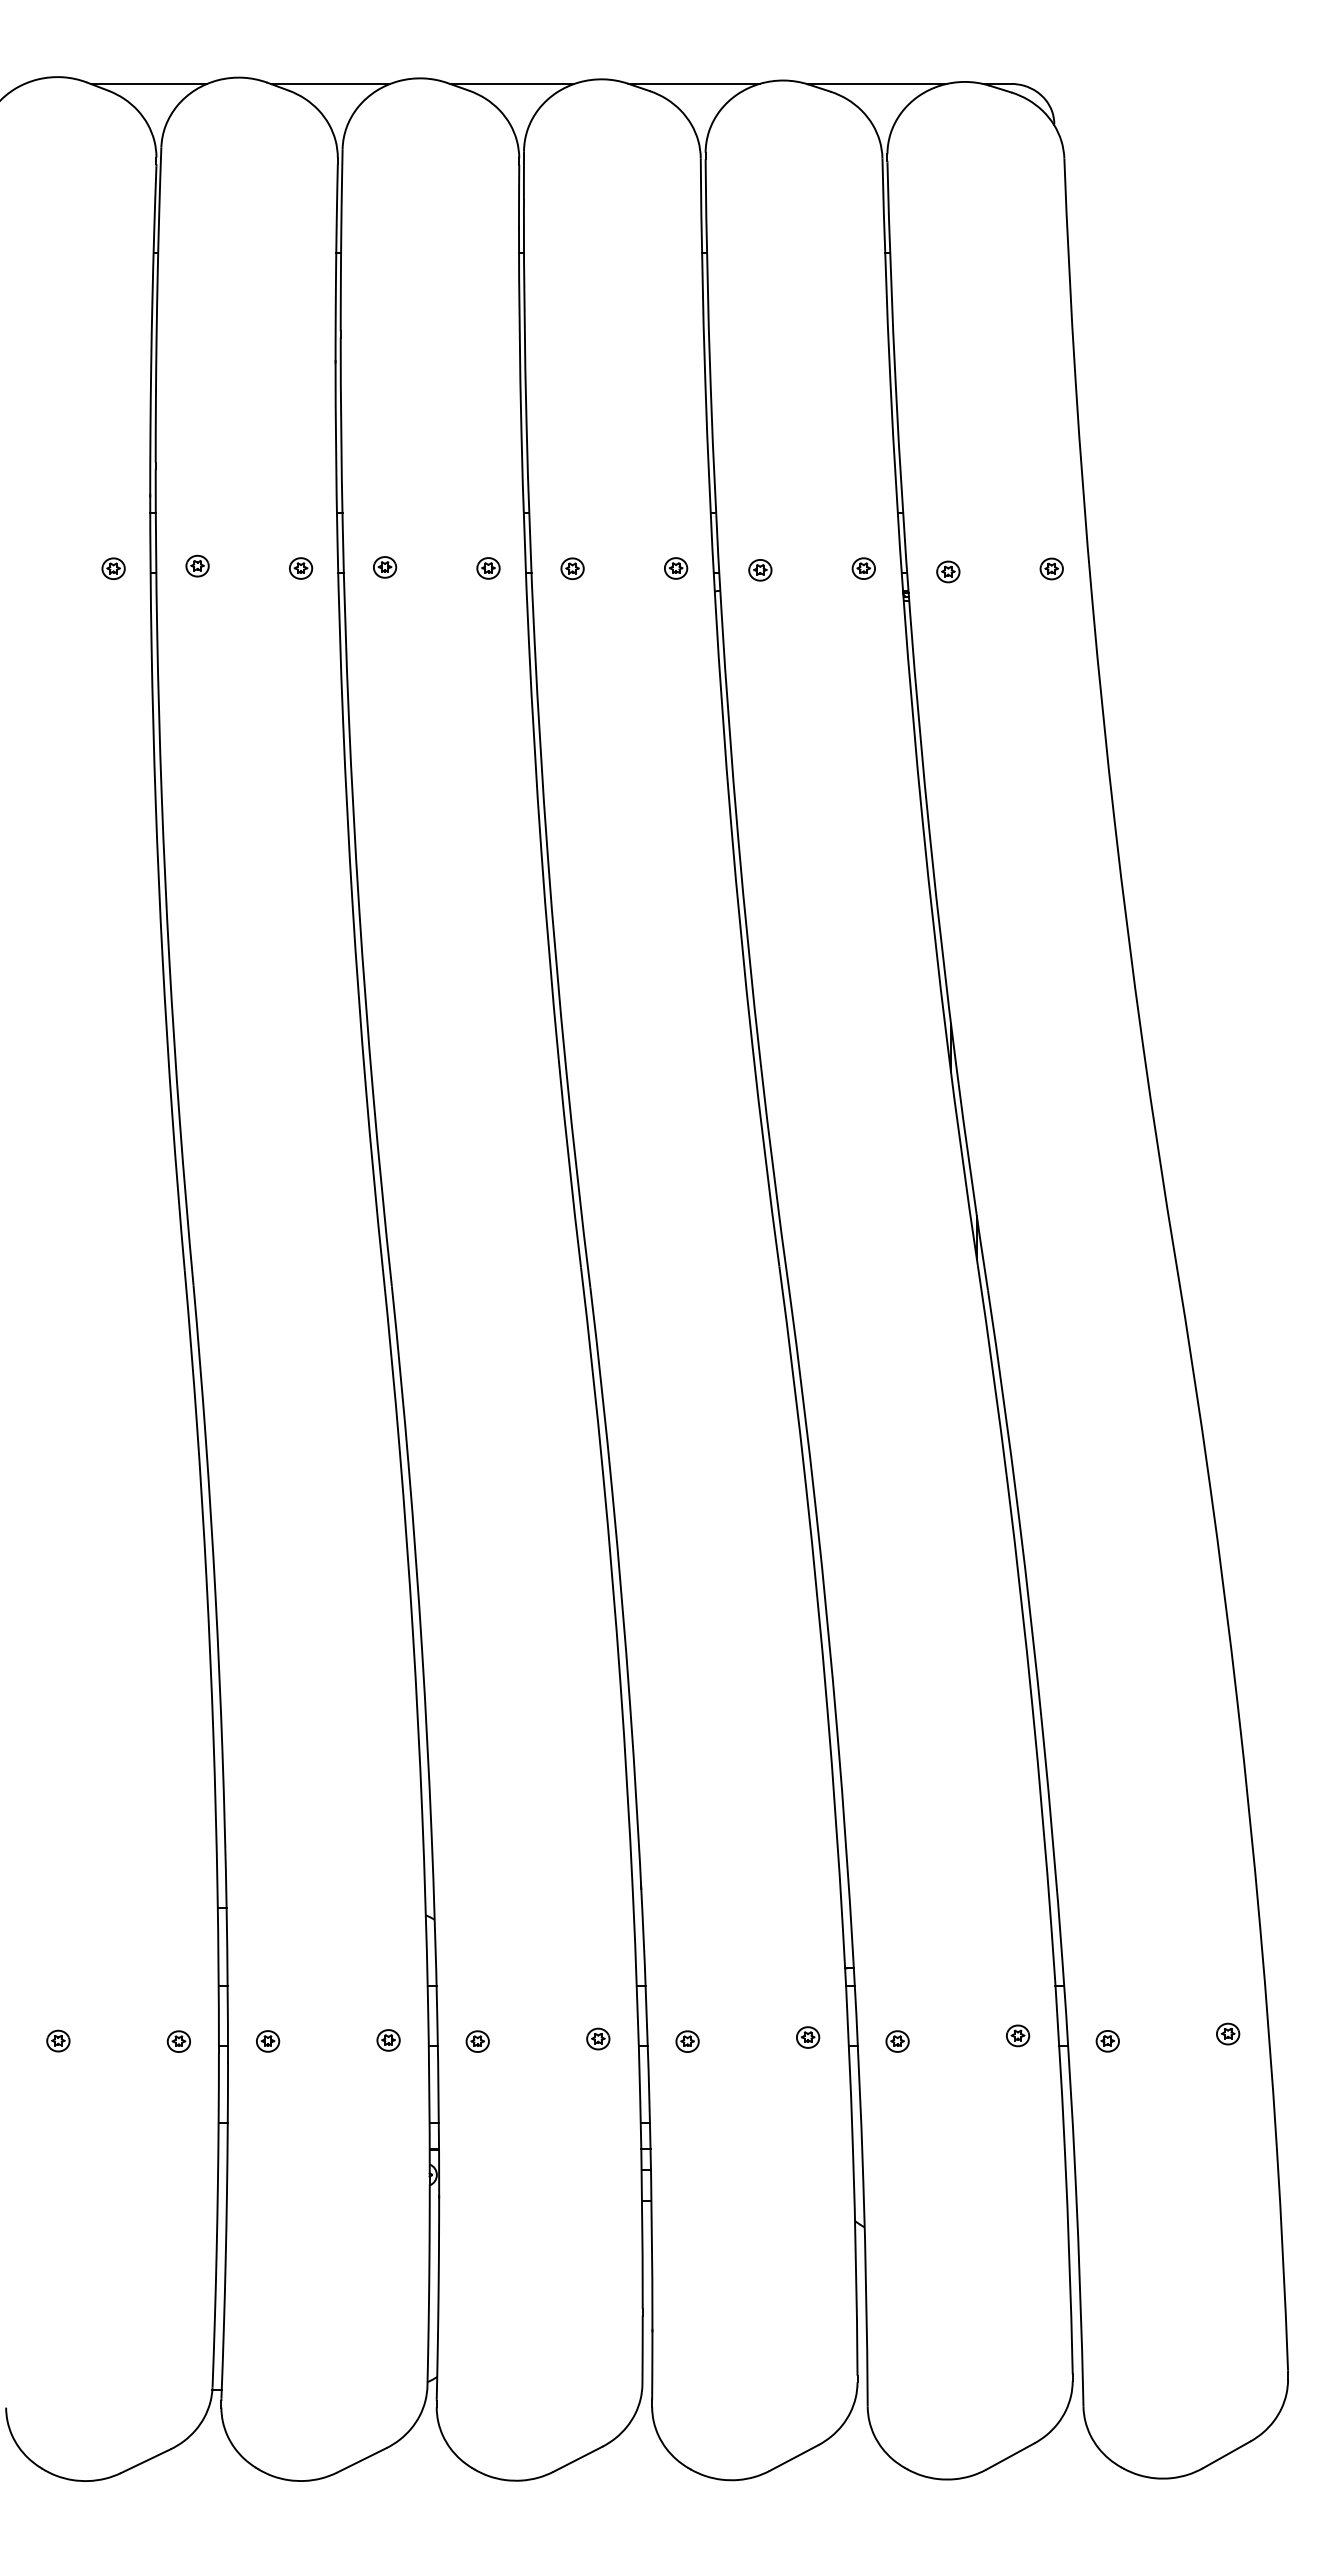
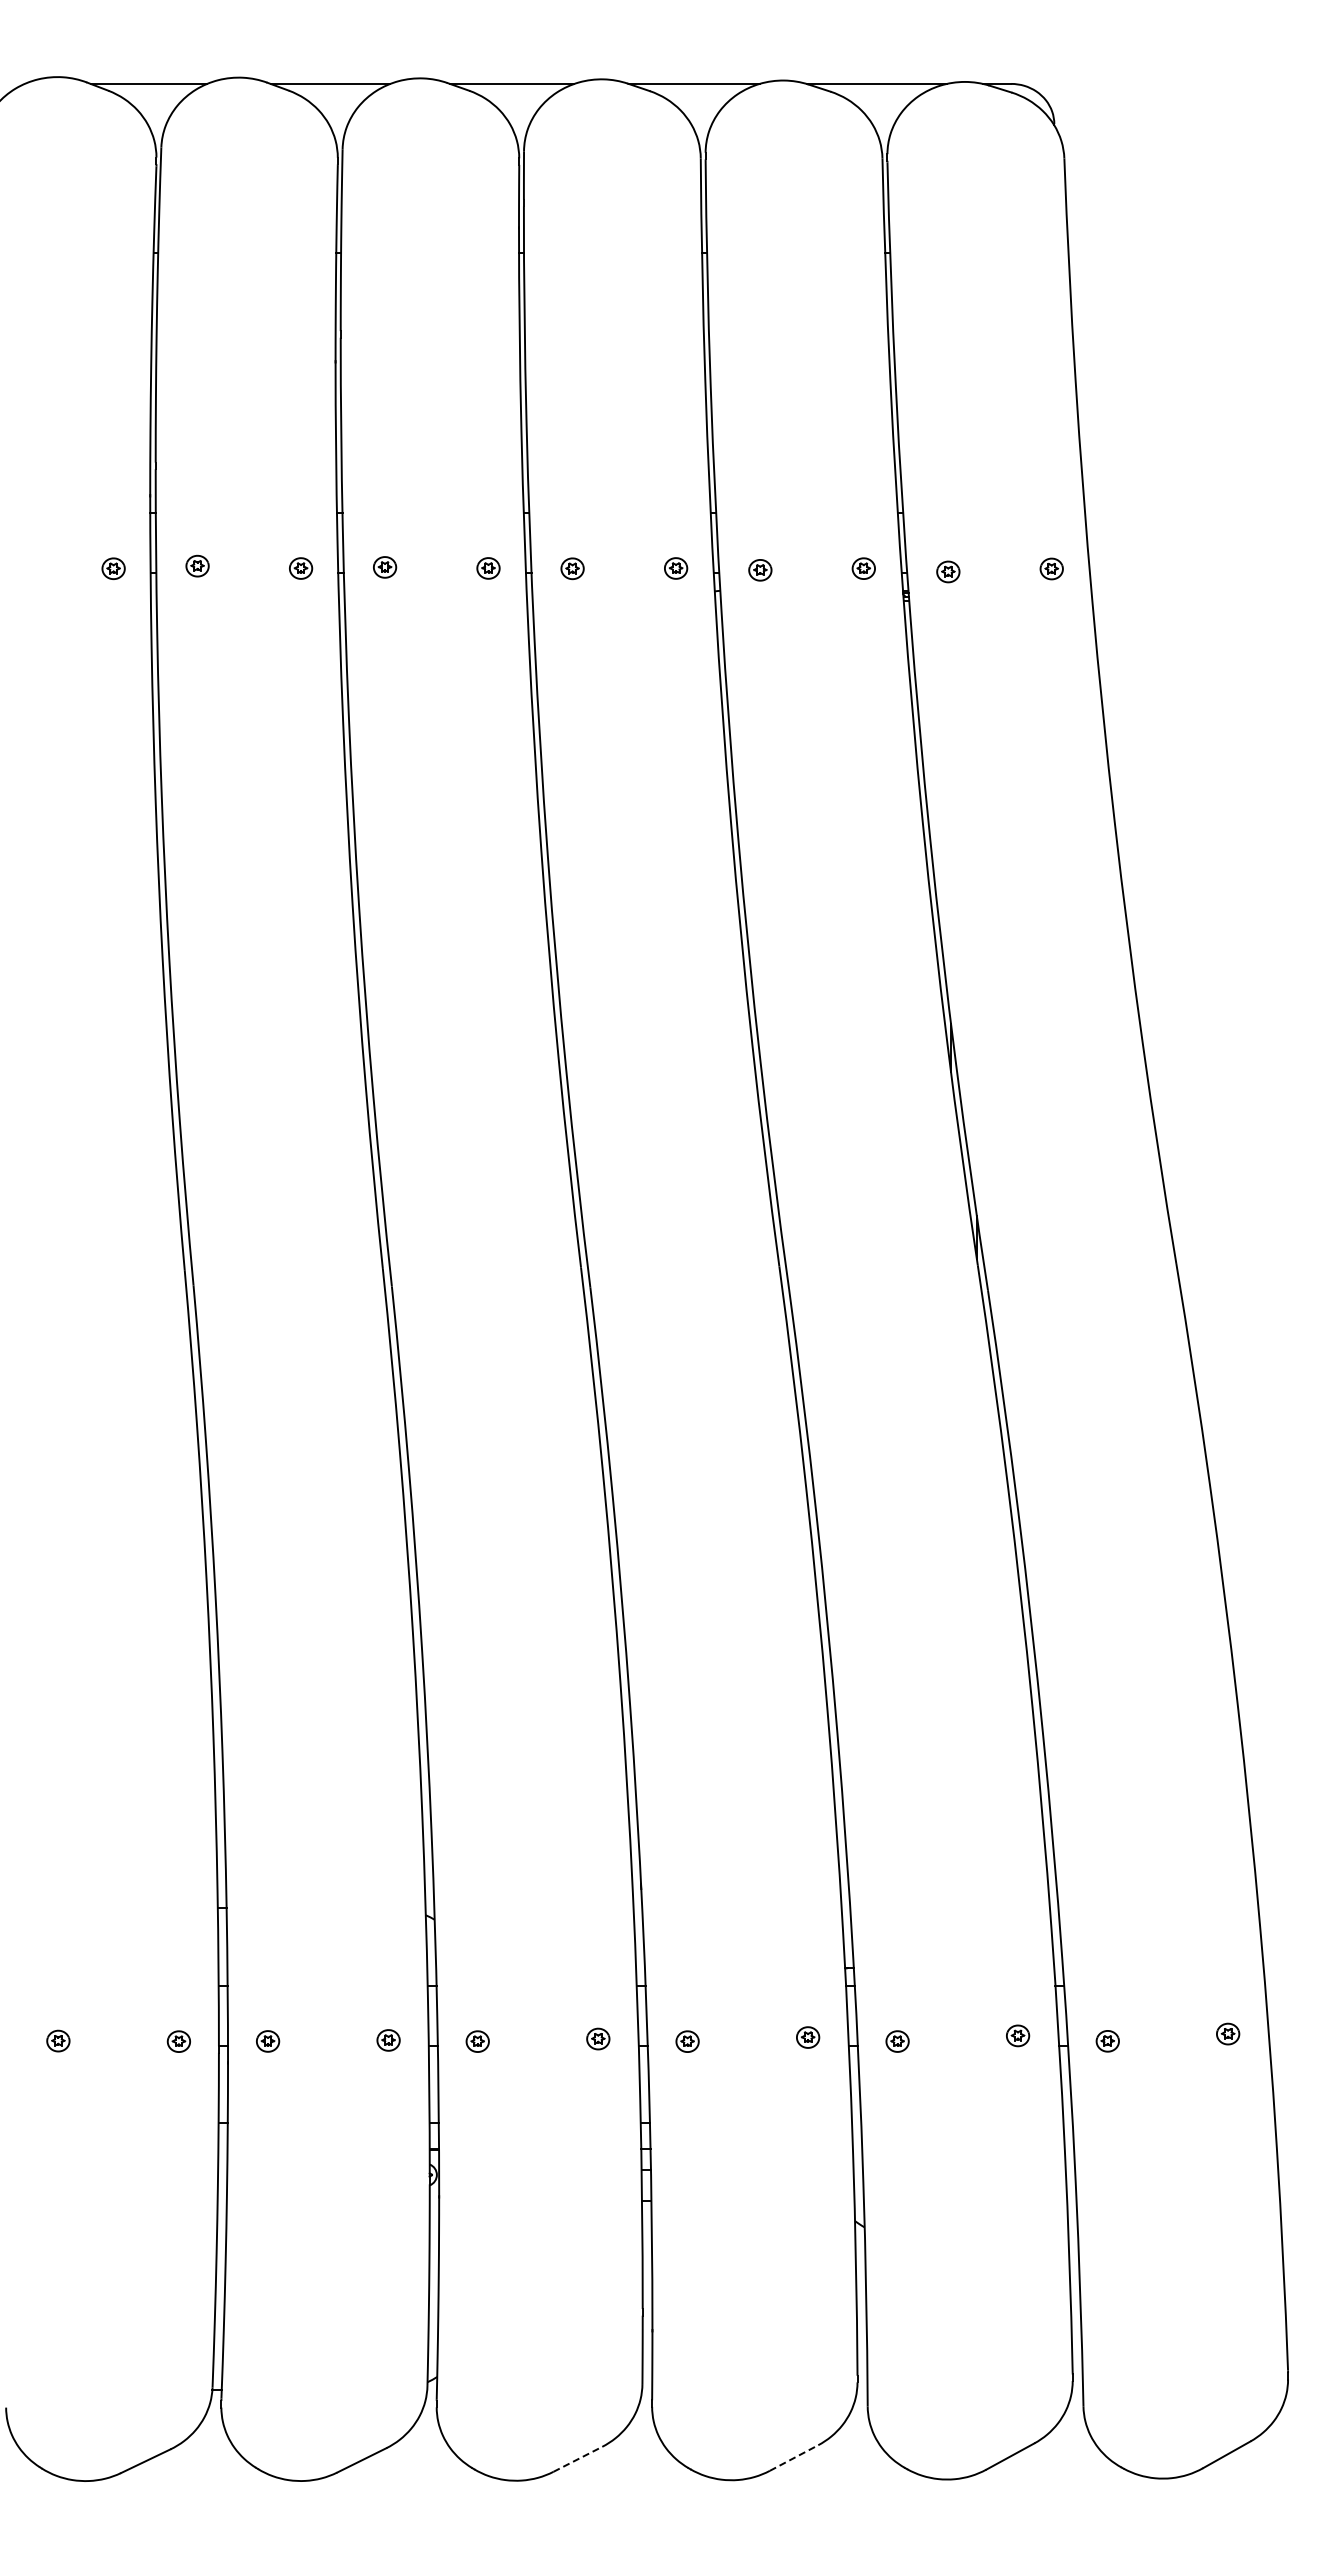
line: solid -> dashed (794, 2457)
line: solid -> dashed (578, 2459)
